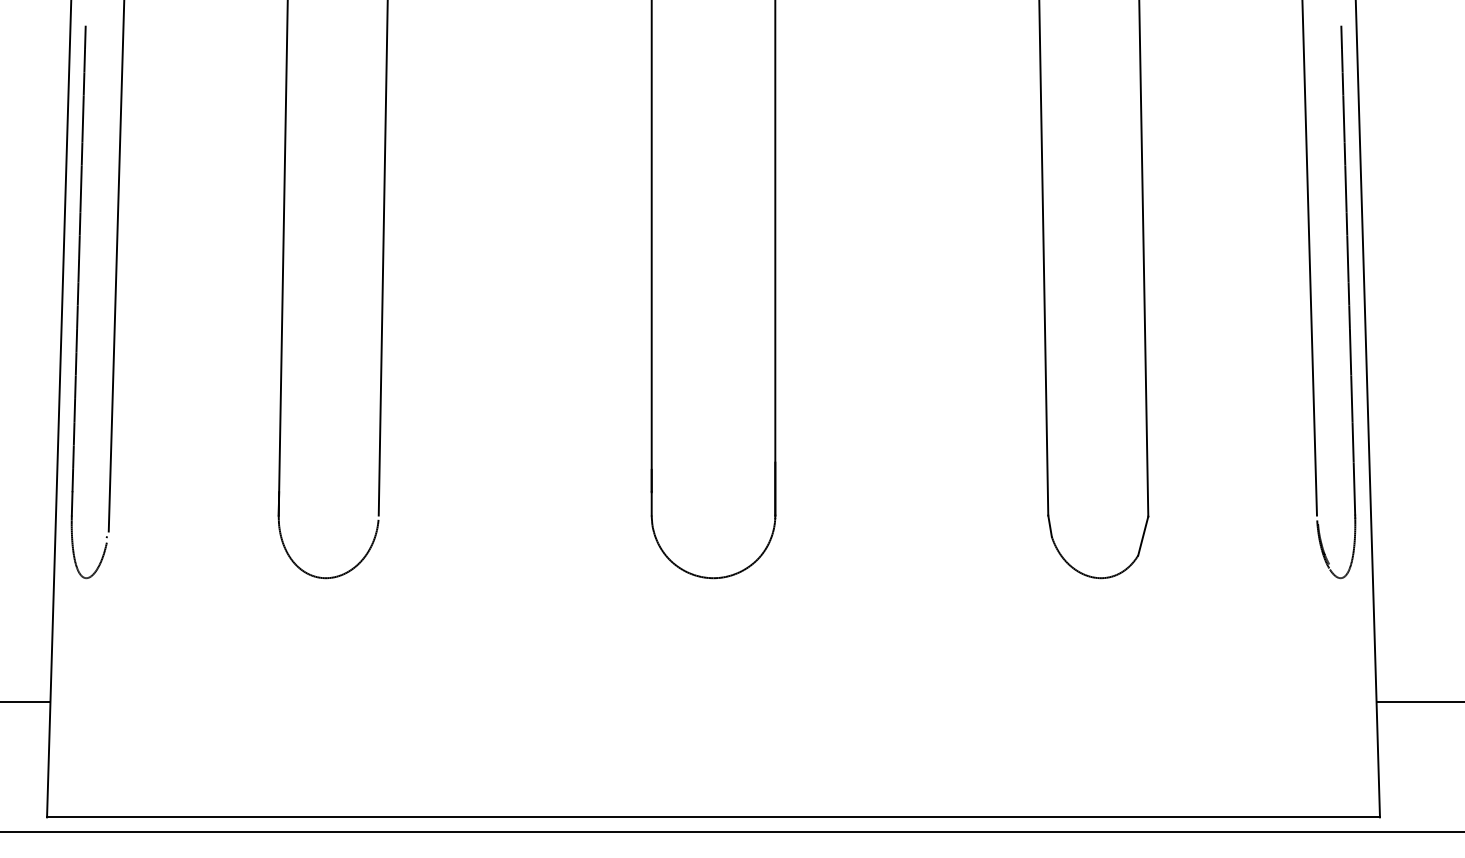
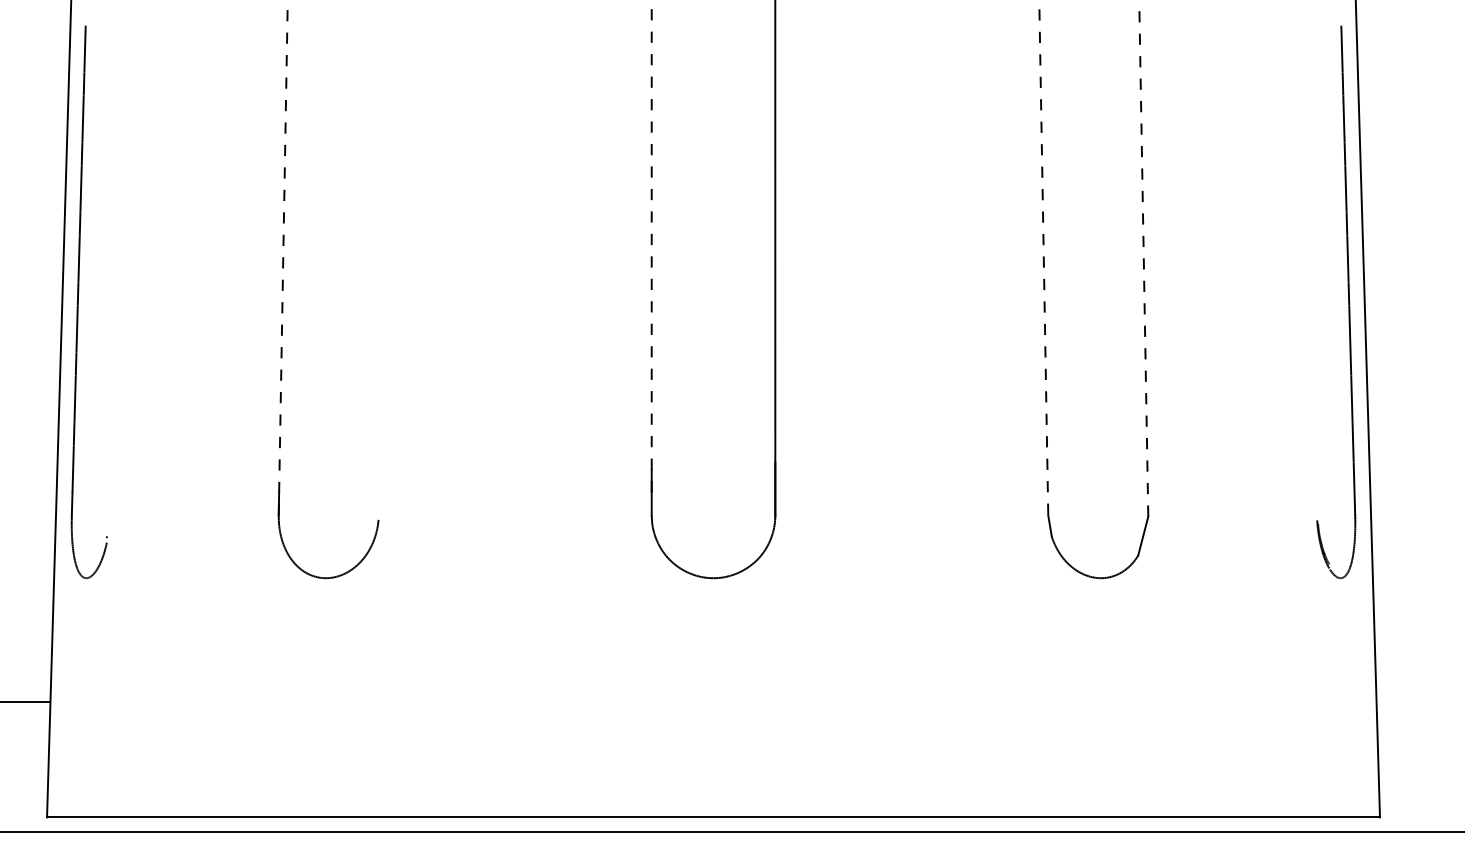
line: solid -> dashed (651, 246)
line: solid -> dashed (283, 257)
line: solid -> dashed (1043, 257)
line: present -> none (382, 258)
line: solid -> dashed (1143, 258)
line: present -> none (1309, 258)
line: present -> none (116, 266)
line: present -> none (1418, 702)
